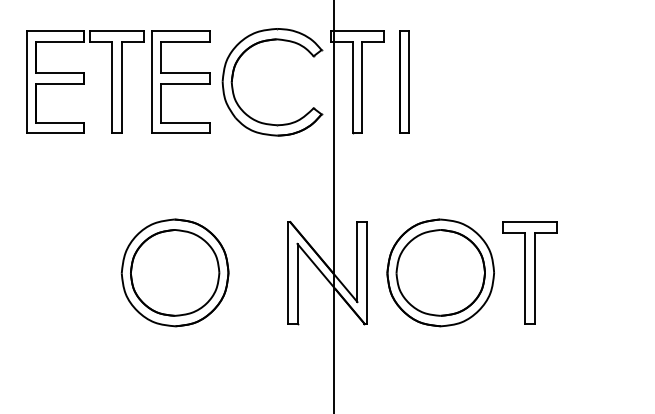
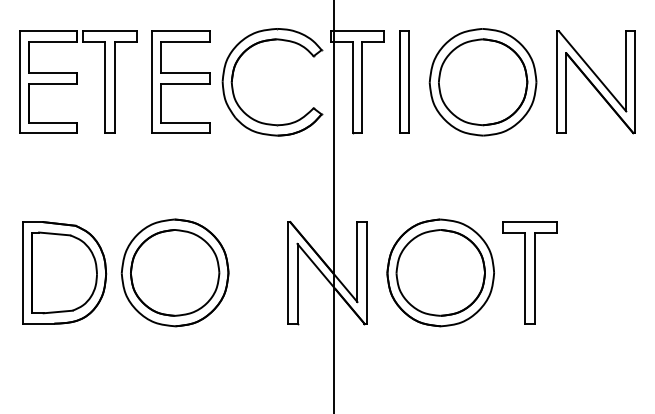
part position: (85, 81) -> (78, 81) (78, 81)
part: none -> present (482, 82)
part: none -> present (595, 82)
part: none -> present (64, 272)
